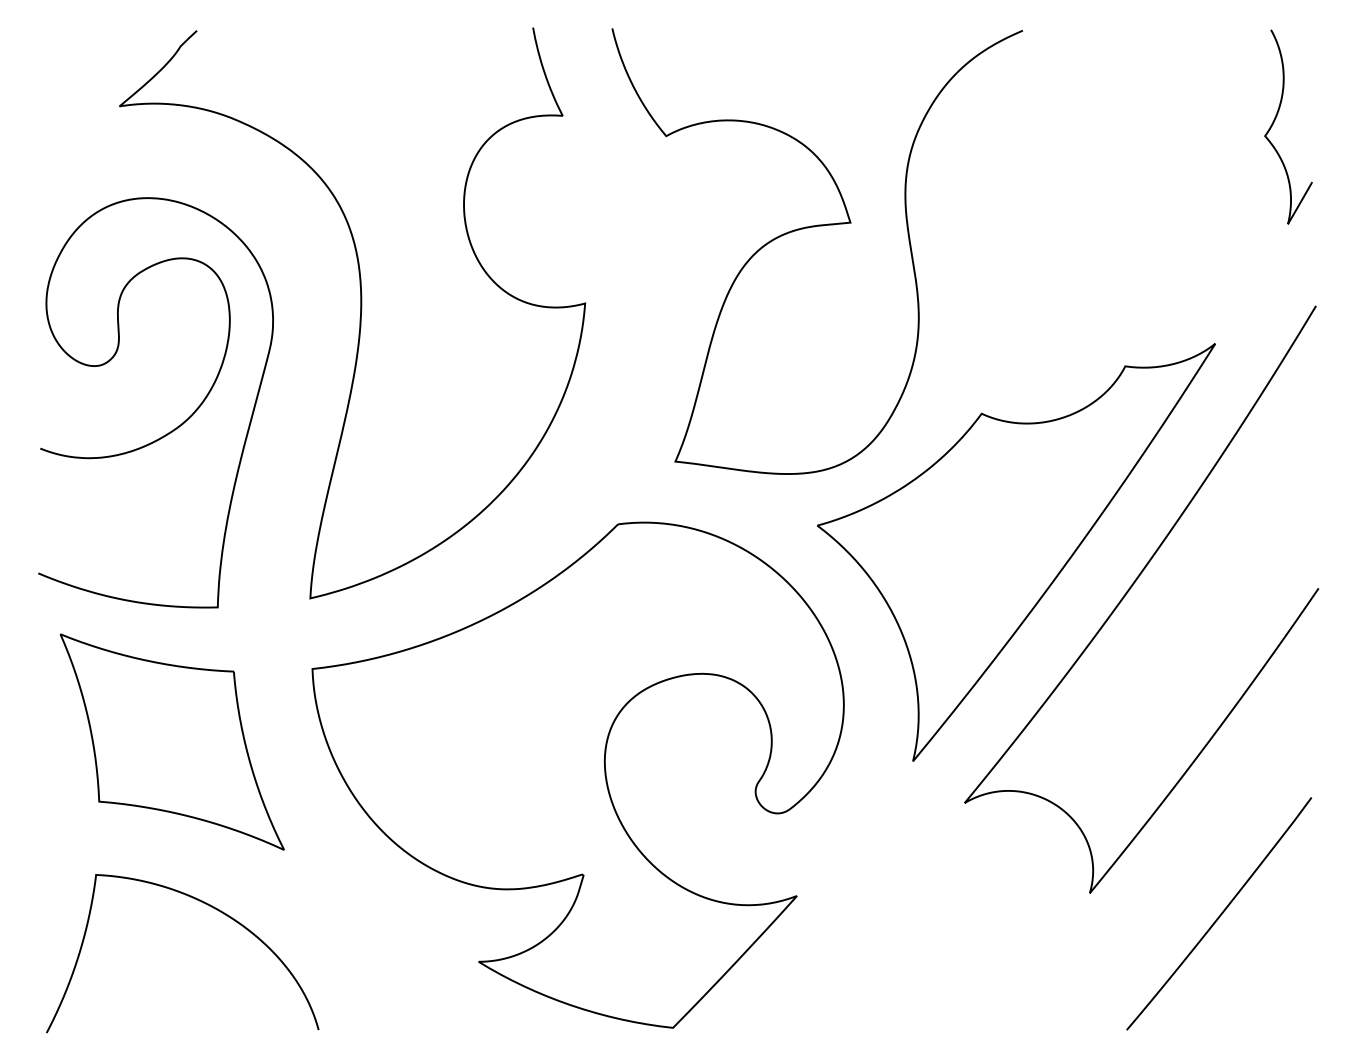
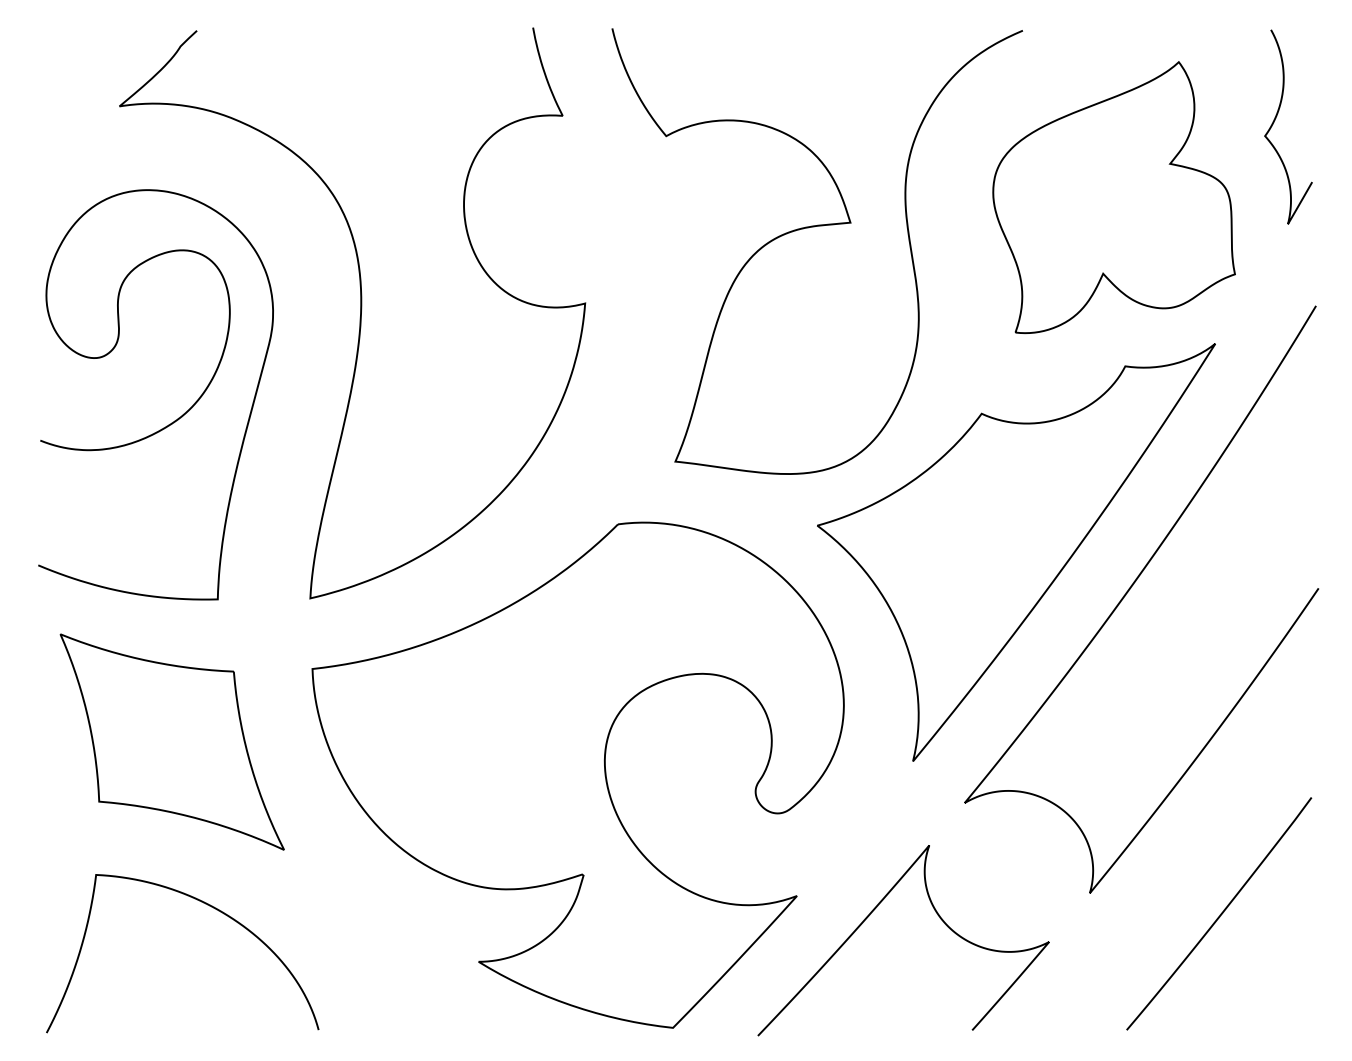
part: none -> present (1113, 197)
curve position: (174, 428) -> (174, 420) (174, 420)
curve: none -> present (870, 915)
